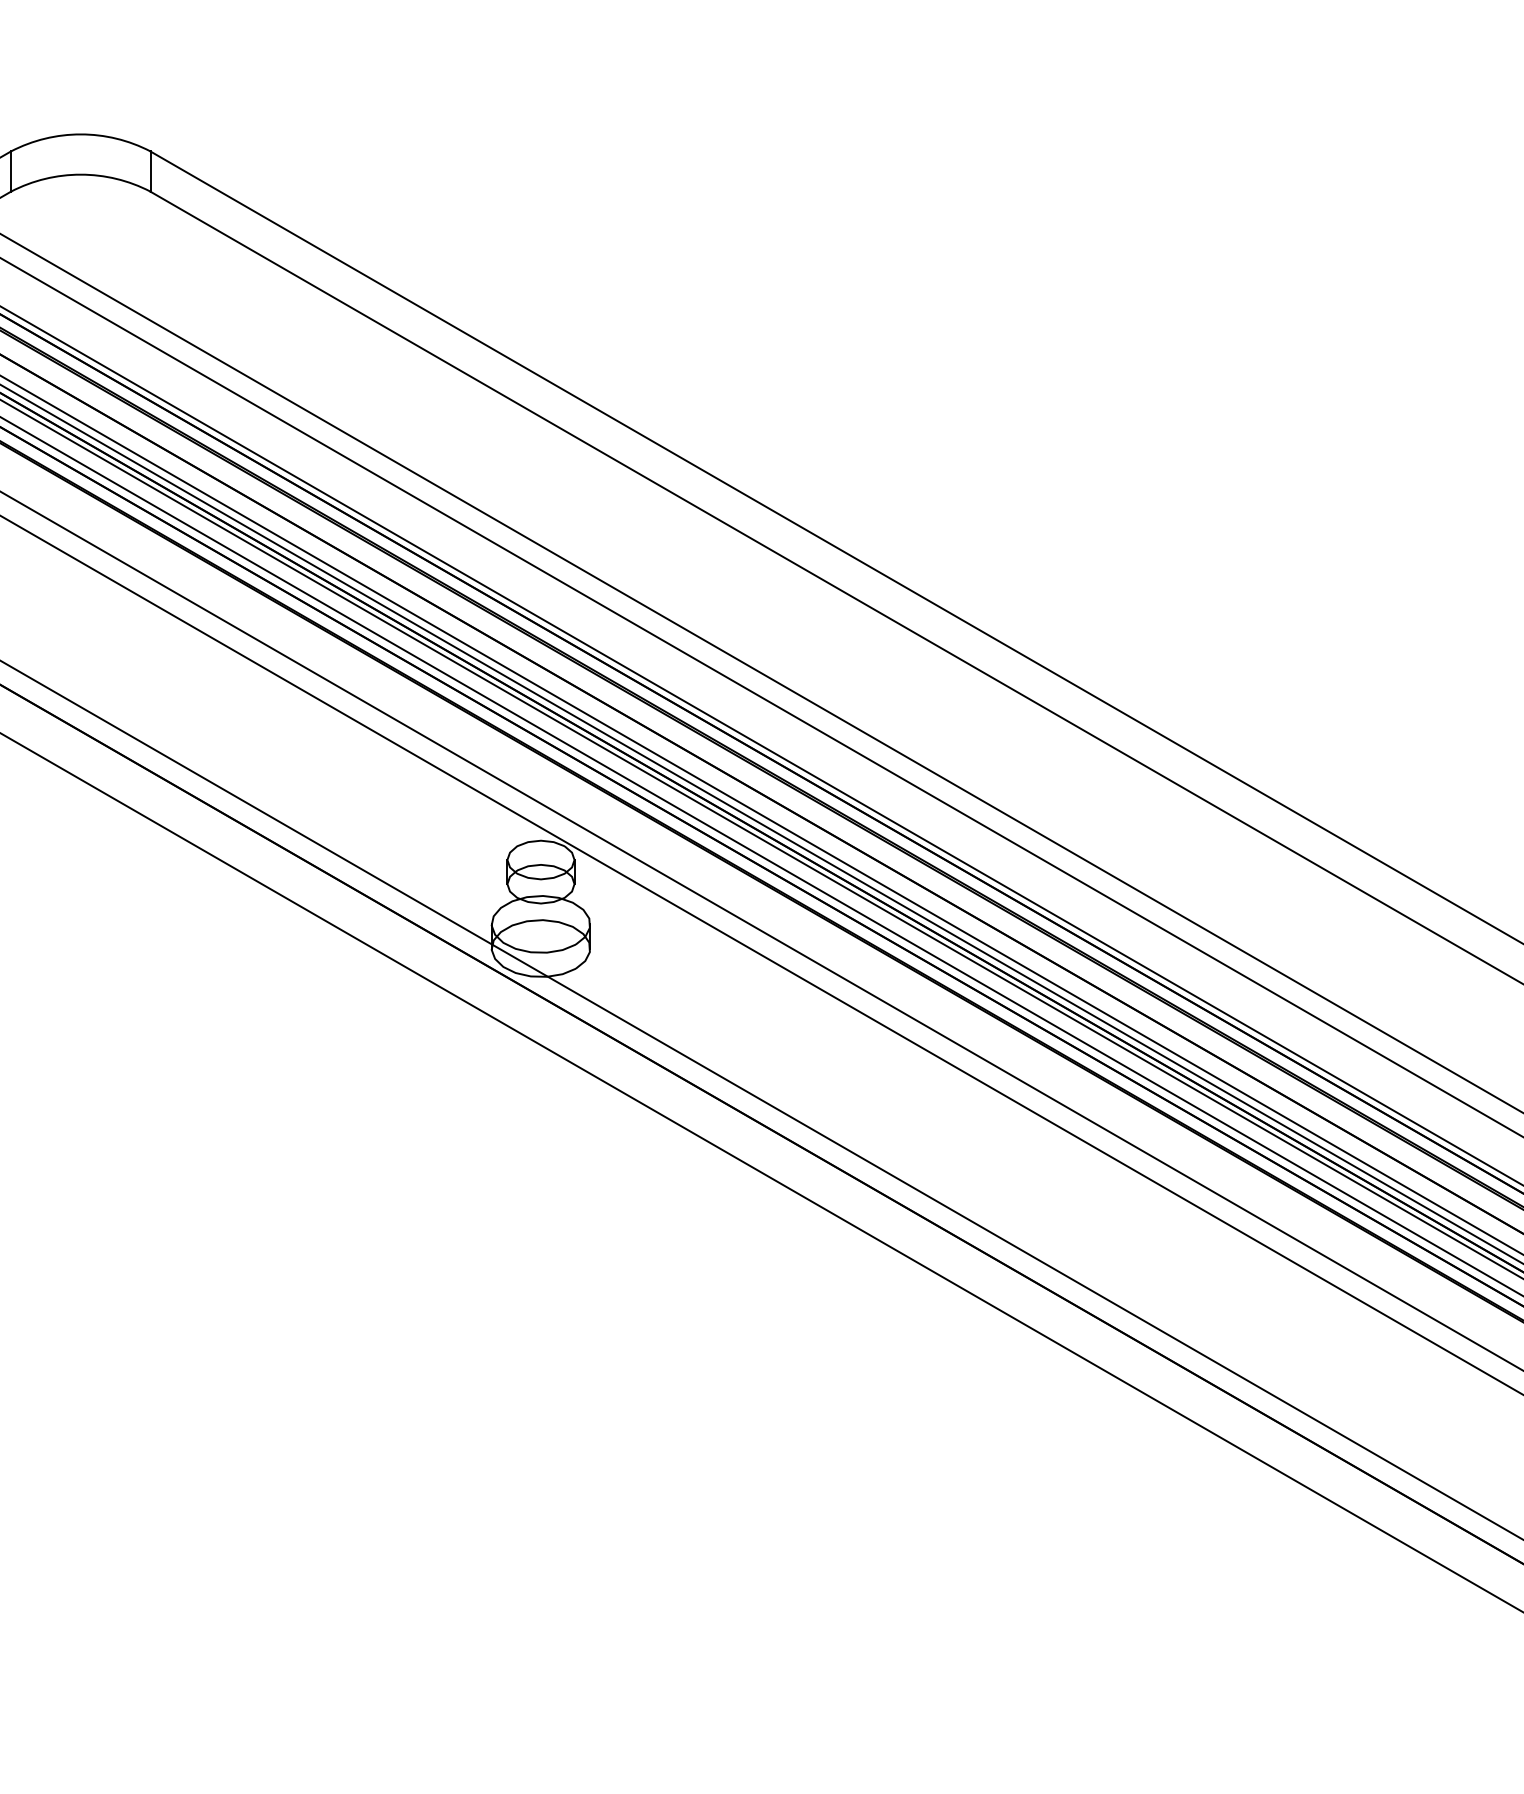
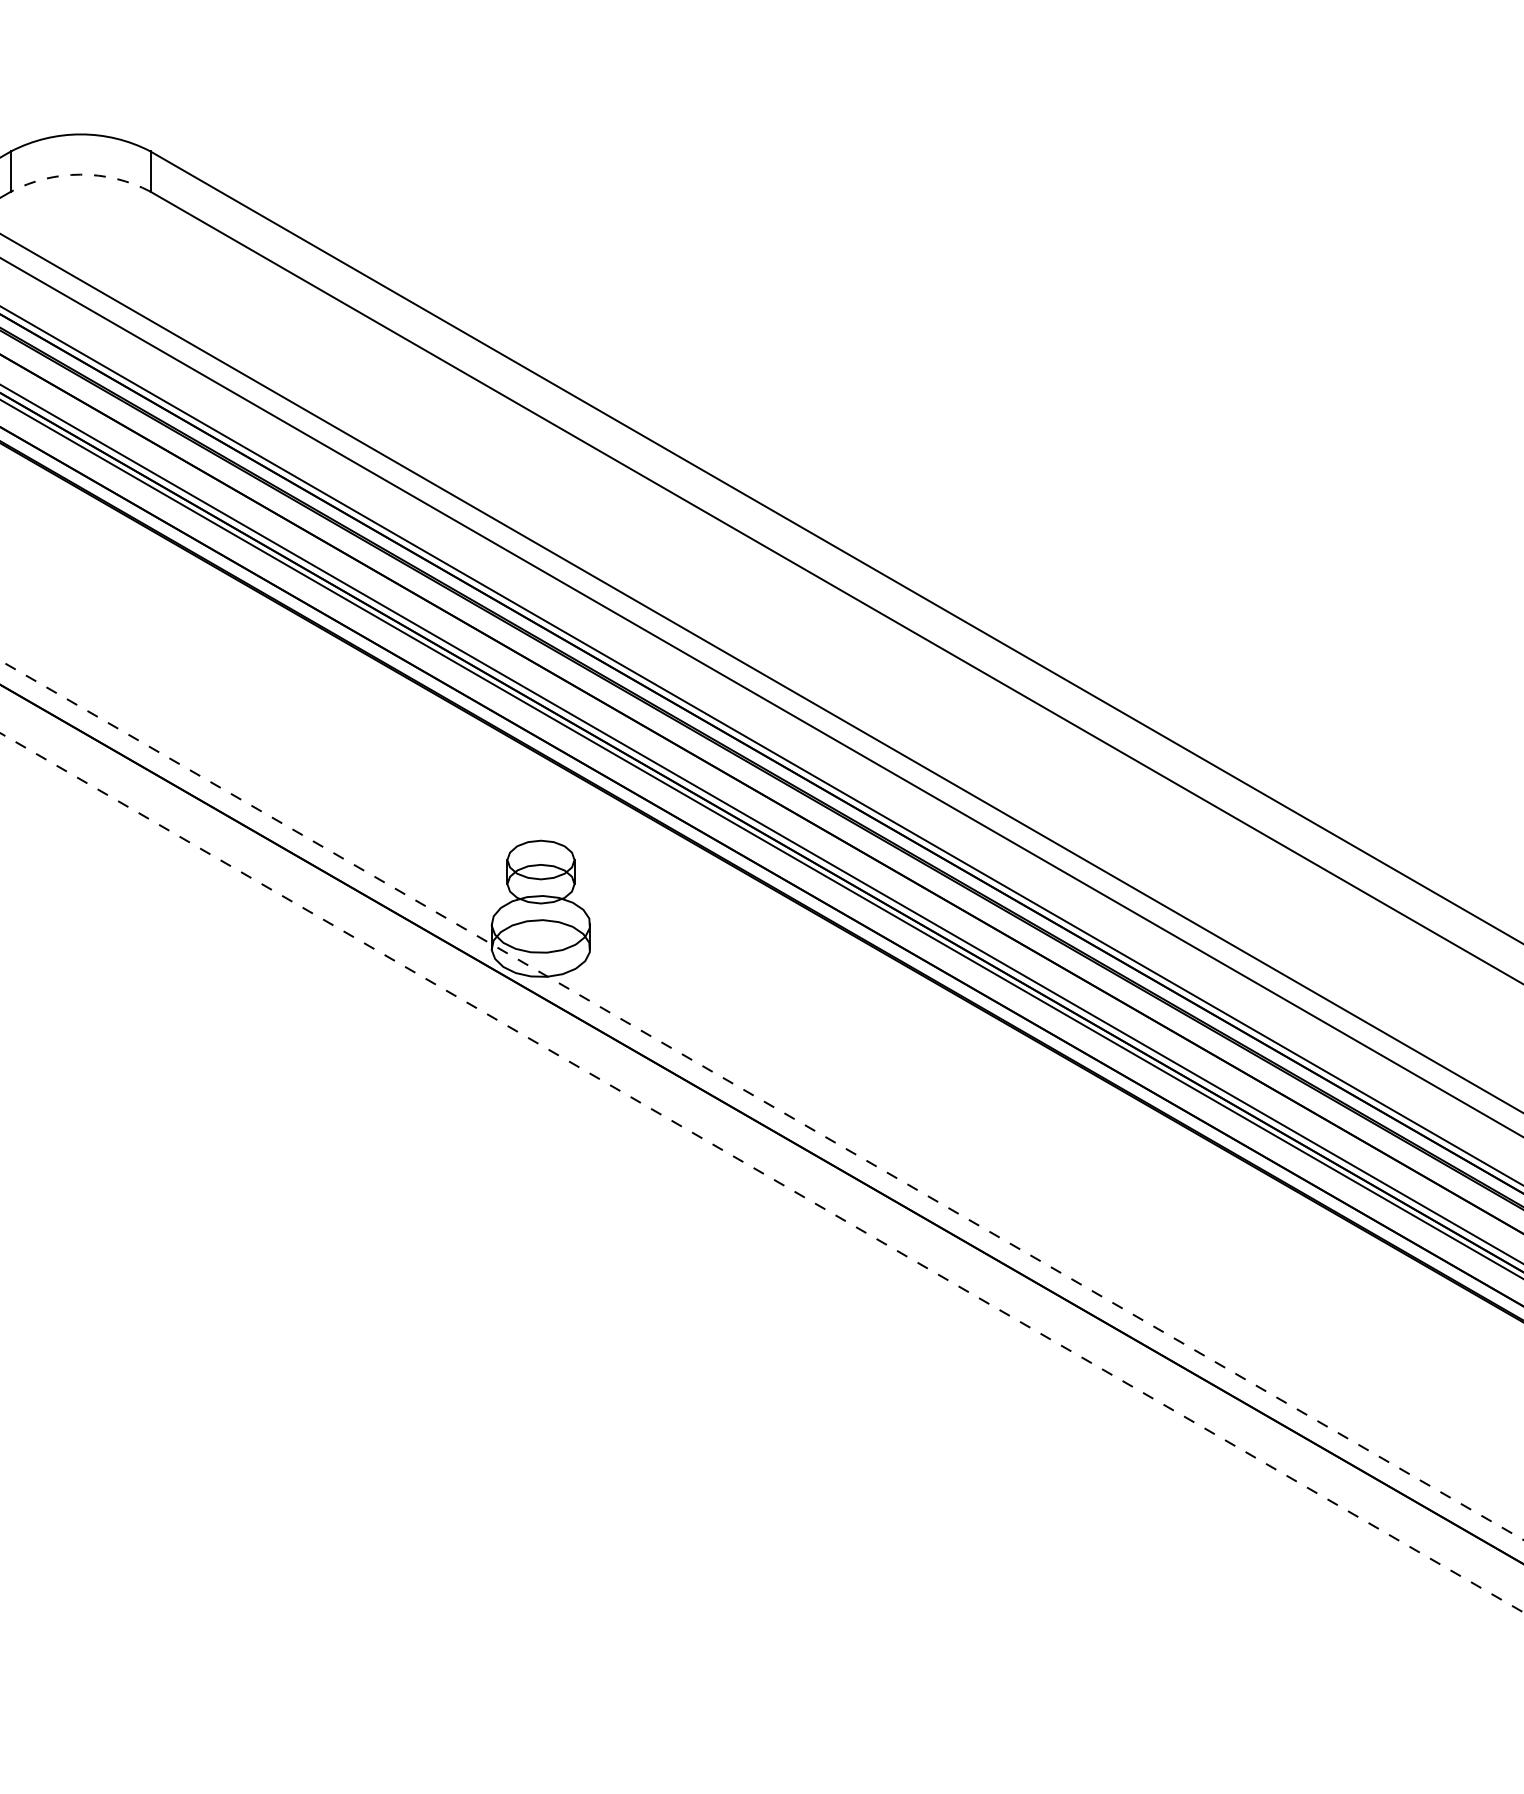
arc: solid -> dashed (80, 174)
line: present -> none (761, 814)
line: present -> none (761, 856)
line: present -> none (761, 930)
line: present -> none (761, 954)
line: solid -> dashed (761, 1100)
line: solid -> dashed (762, 1173)
